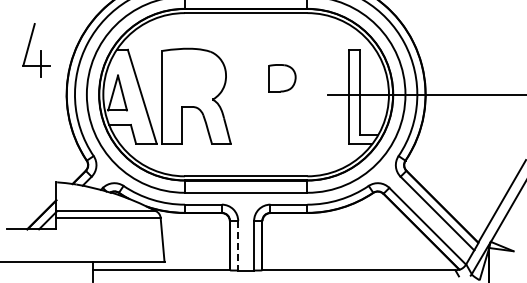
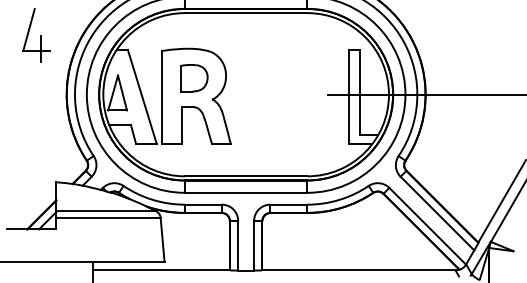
part position: (36, 50) -> (36, 35) (36, 35)
part position: (282, 78) -> (194, 78) (194, 78)
line: dashed -> solid (238, 245)
